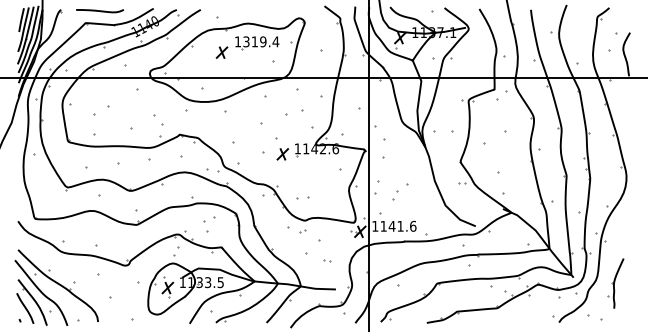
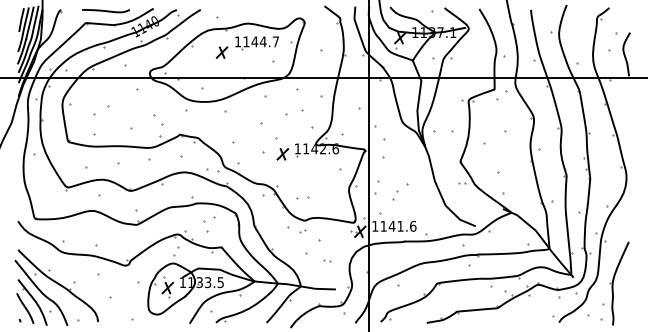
curve position: (99, 11) -> (105, 11) (105, 11)
text: 1319.4 -> 1144.7 (261, 41)
part size: 18x51 px -> 28x85 px (615, 283)
